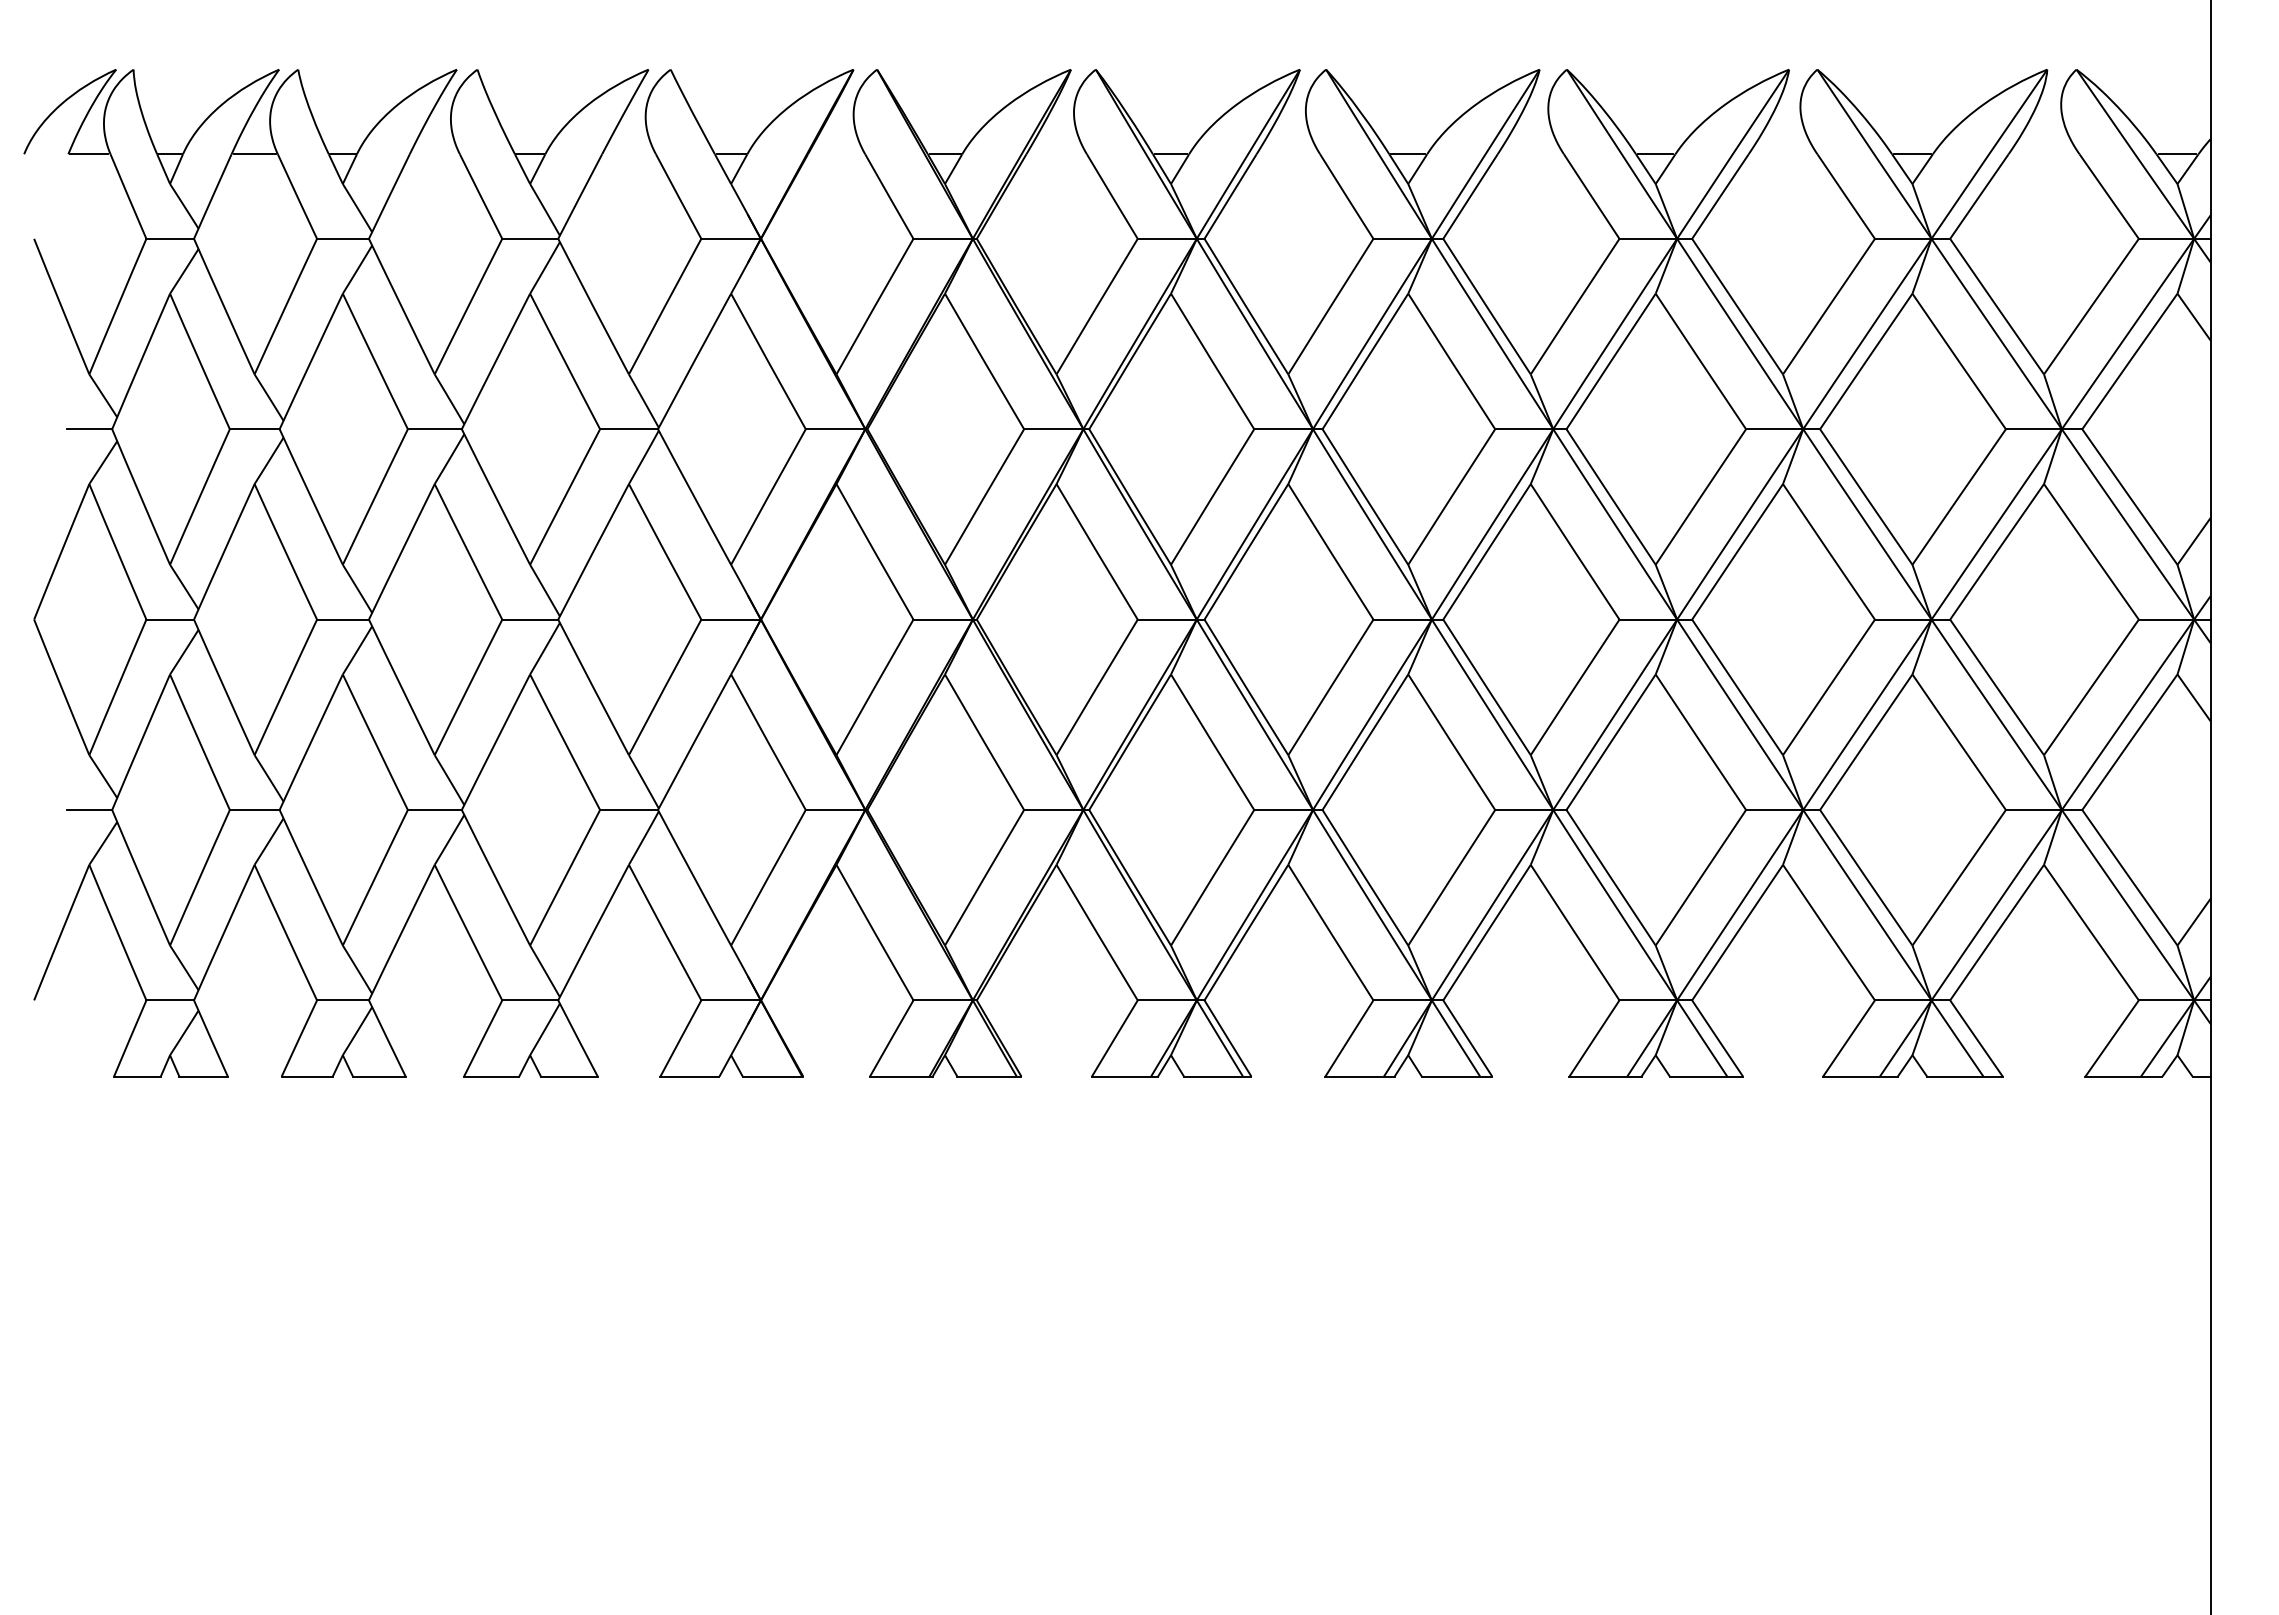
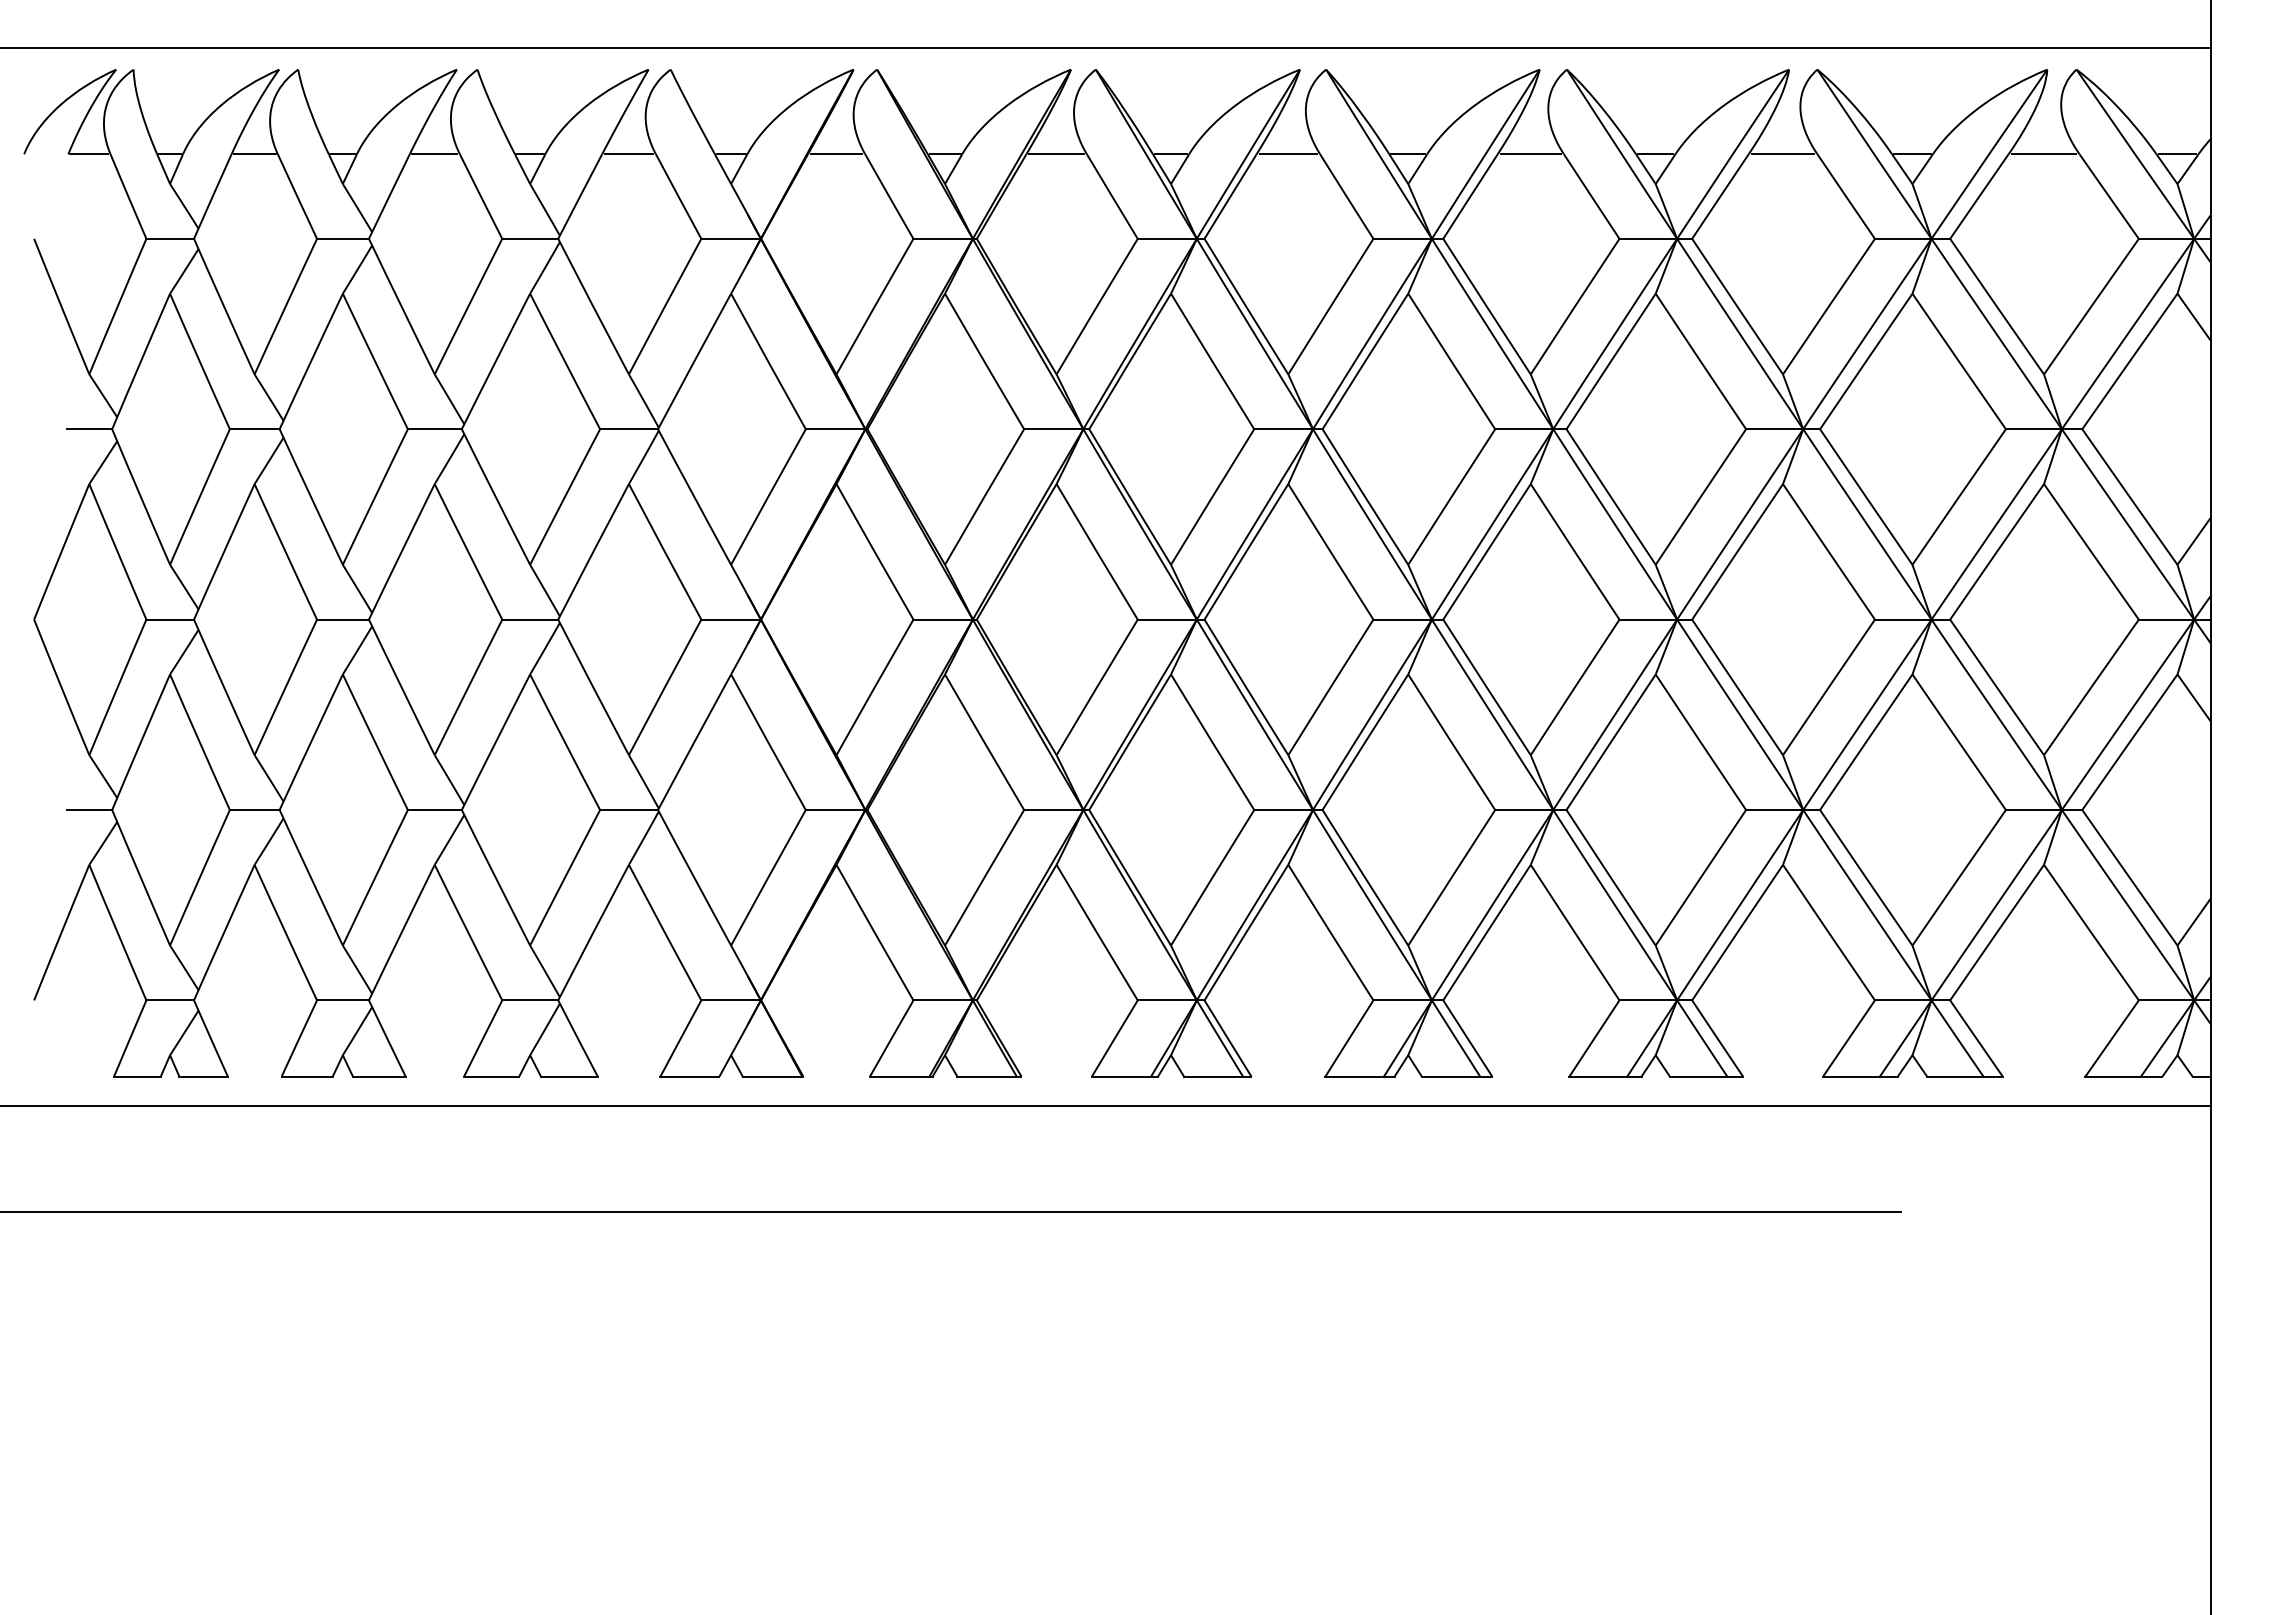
line: none -> present (1106, 48)
line: none -> present (434, 154)
line: none -> present (628, 154)
line: none -> present (836, 154)
line: none -> present (1056, 154)
line: none -> present (1287, 154)
line: none -> present (1530, 154)
line: none -> present (1782, 154)
line: none -> present (2043, 154)
line: none -> present (1106, 1106)
line: none -> present (951, 1211)
